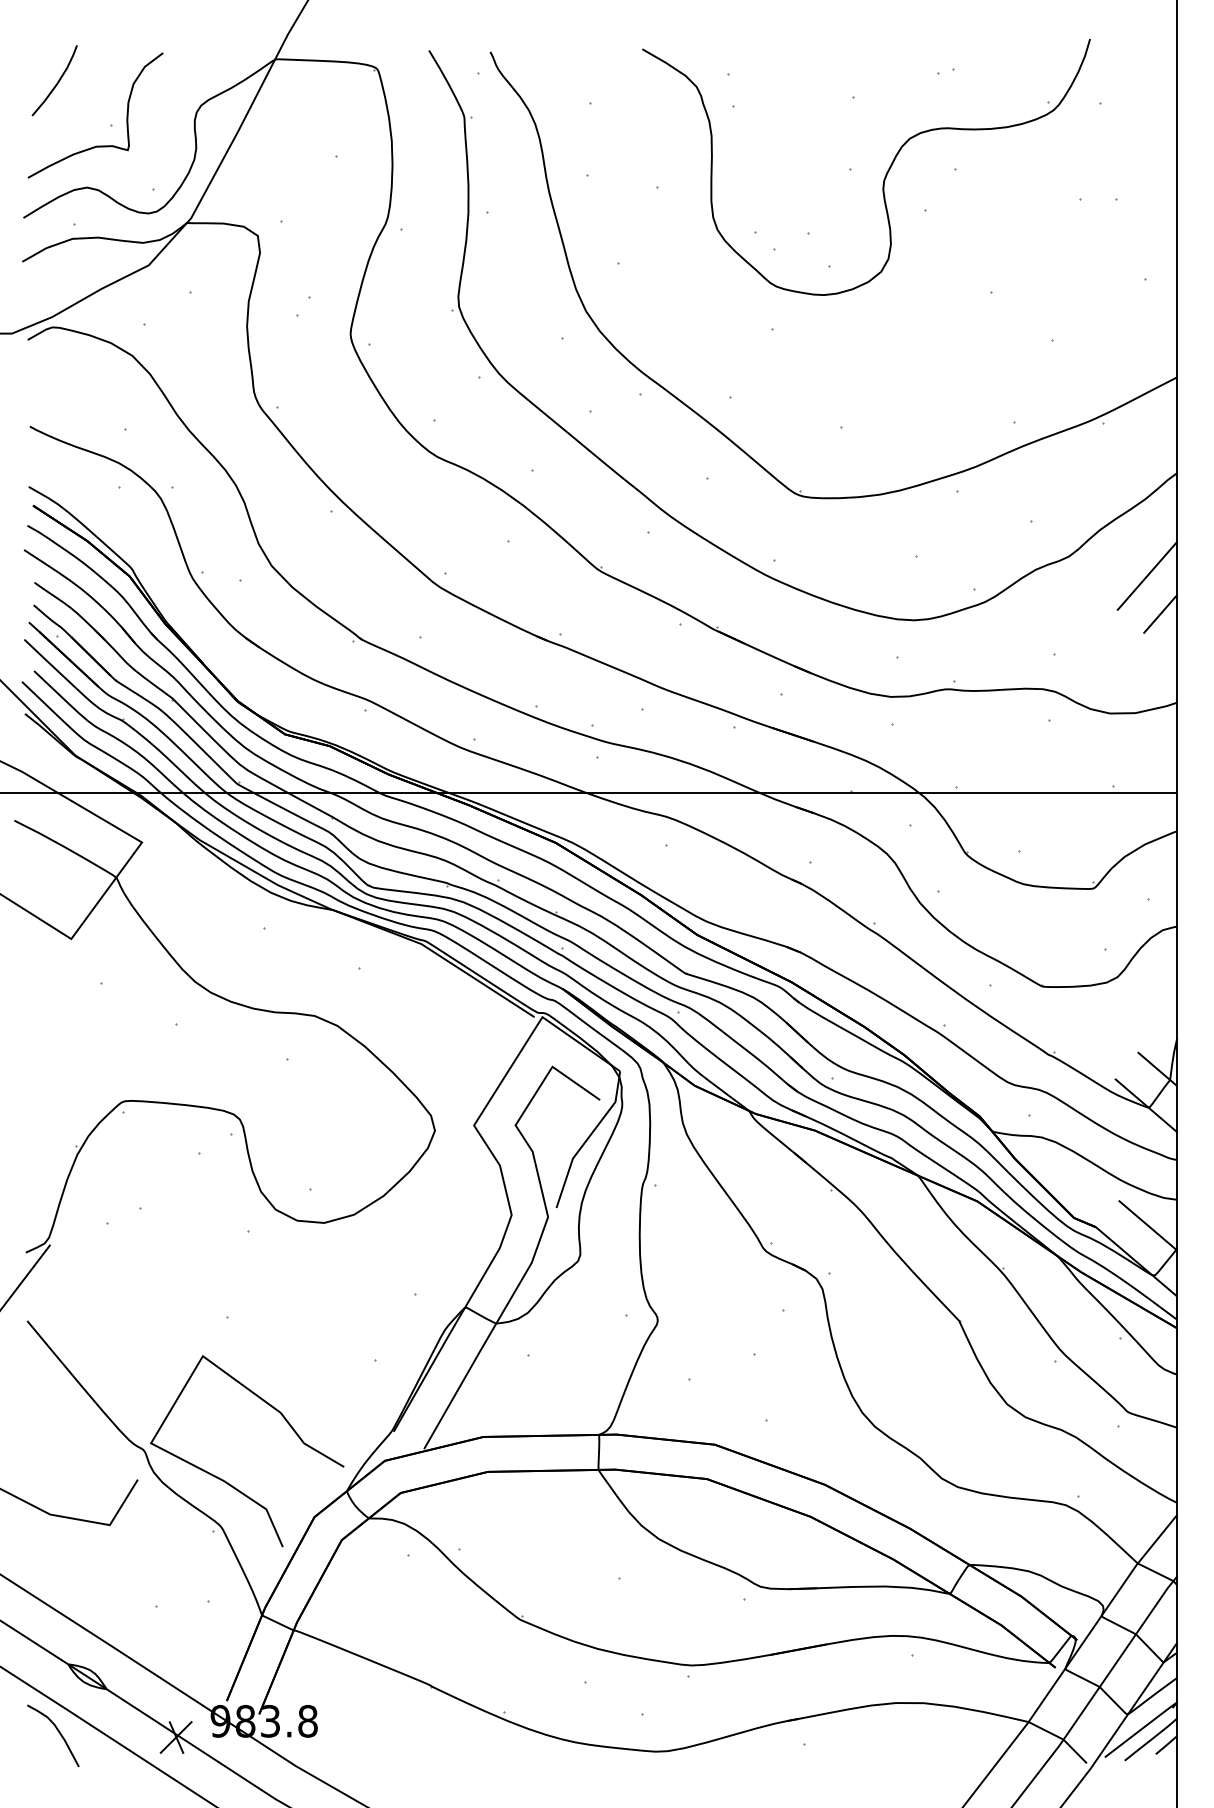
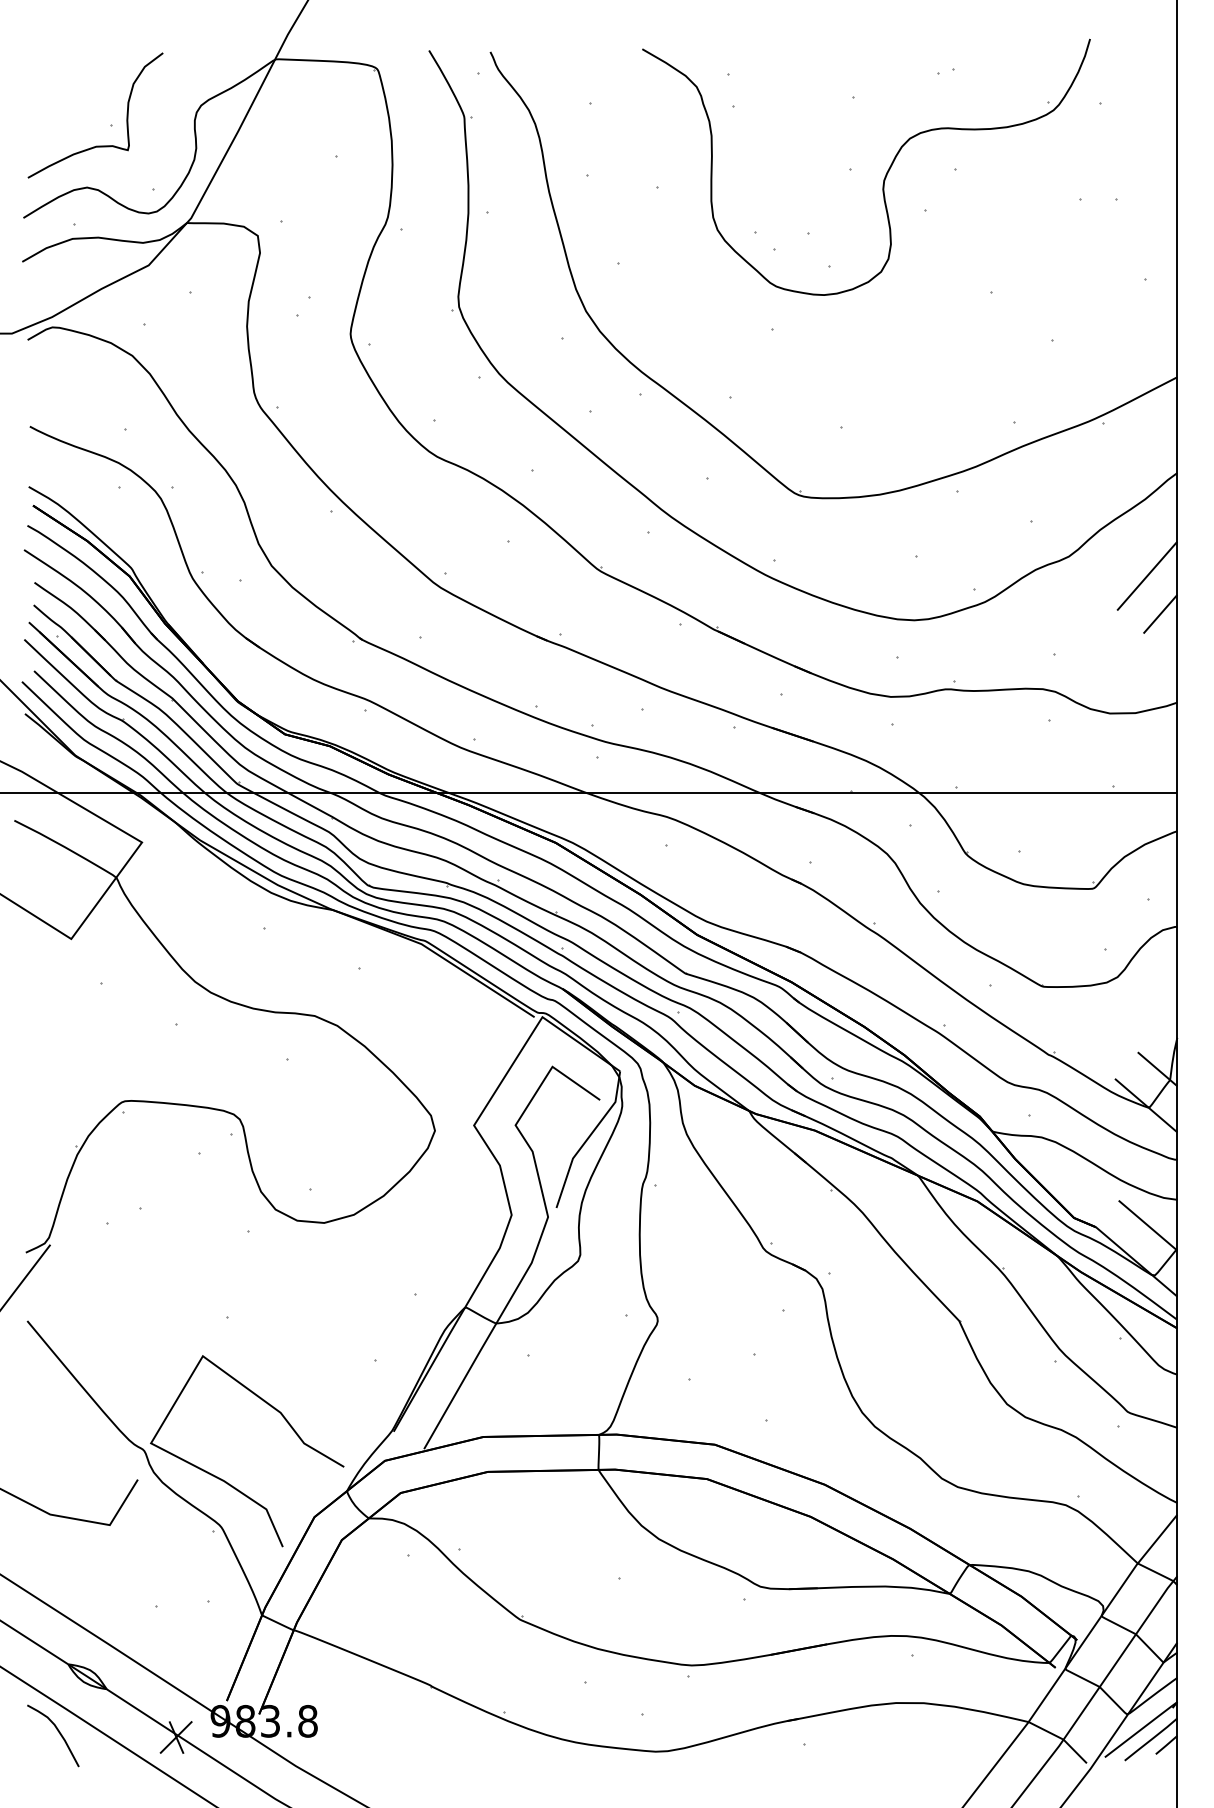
curve: present -> none (57, 81)
